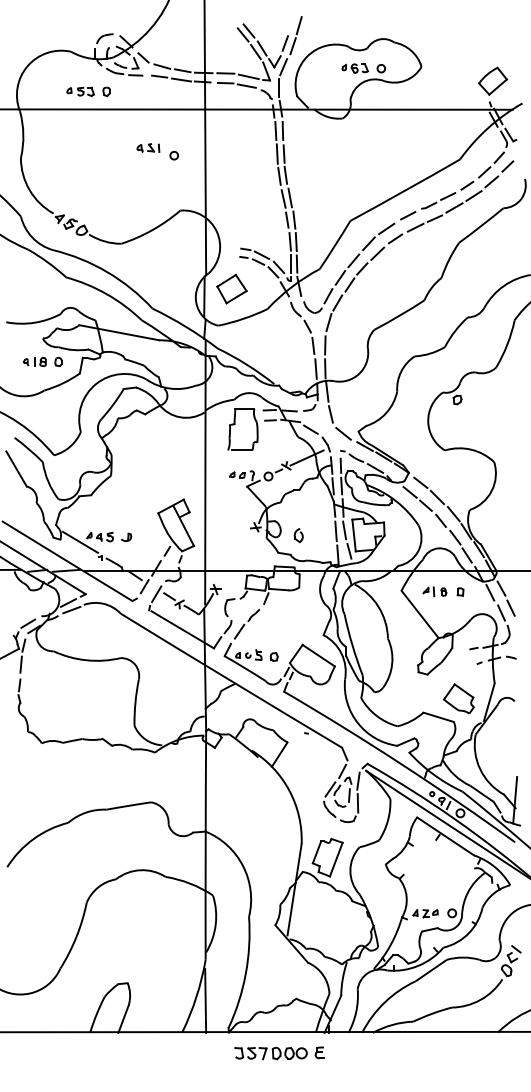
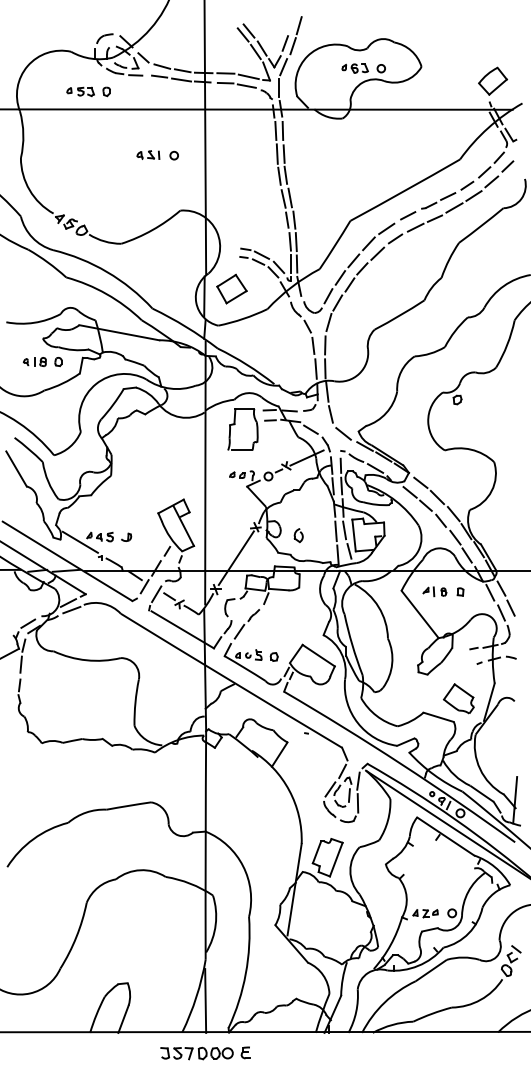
part position: (148, 147) -> (148, 154) (148, 154)
line: none -> present (235, 557)
part position: (279, 1053) -> (205, 1053) (205, 1053)
